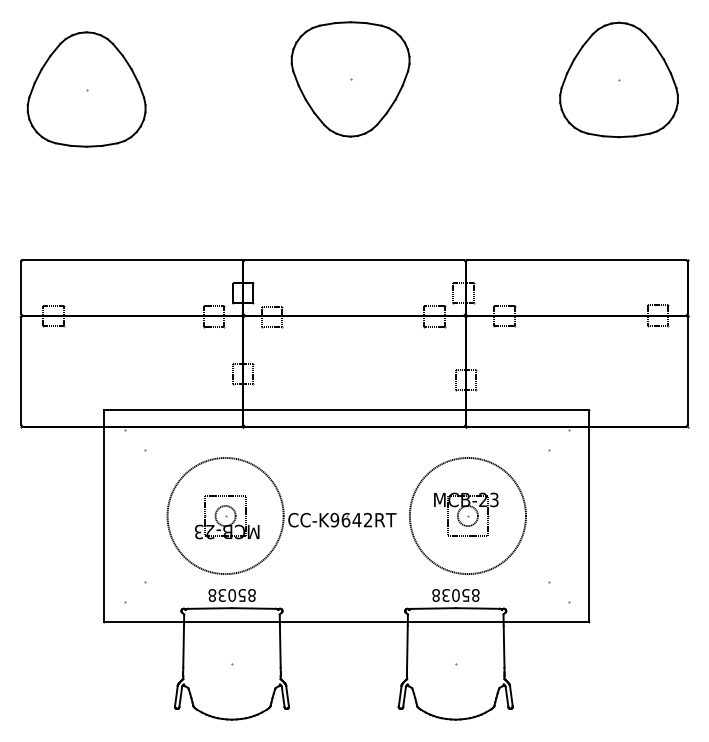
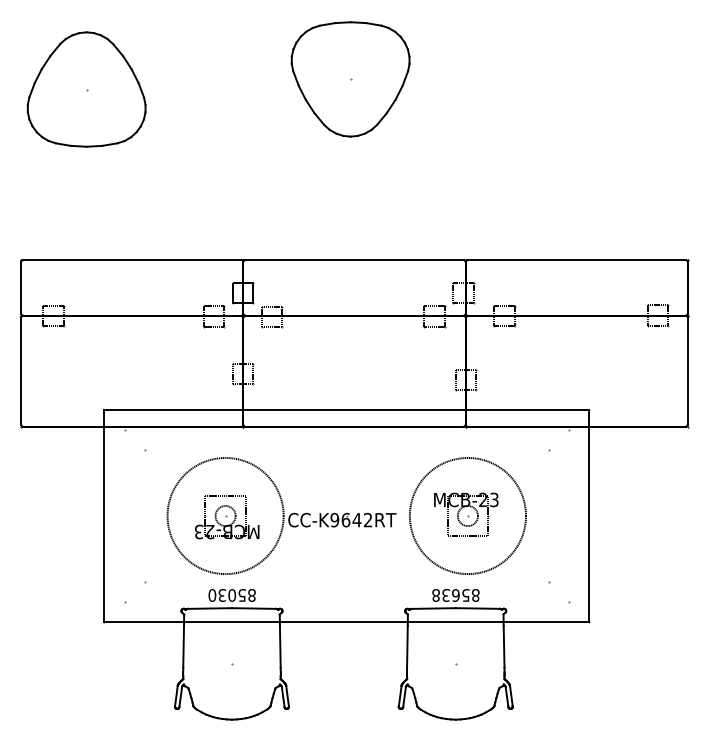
part: present -> none (618, 79)
text: 85038 -> 85030 (212, 595)
text: 85038 -> 85638 (455, 595)
